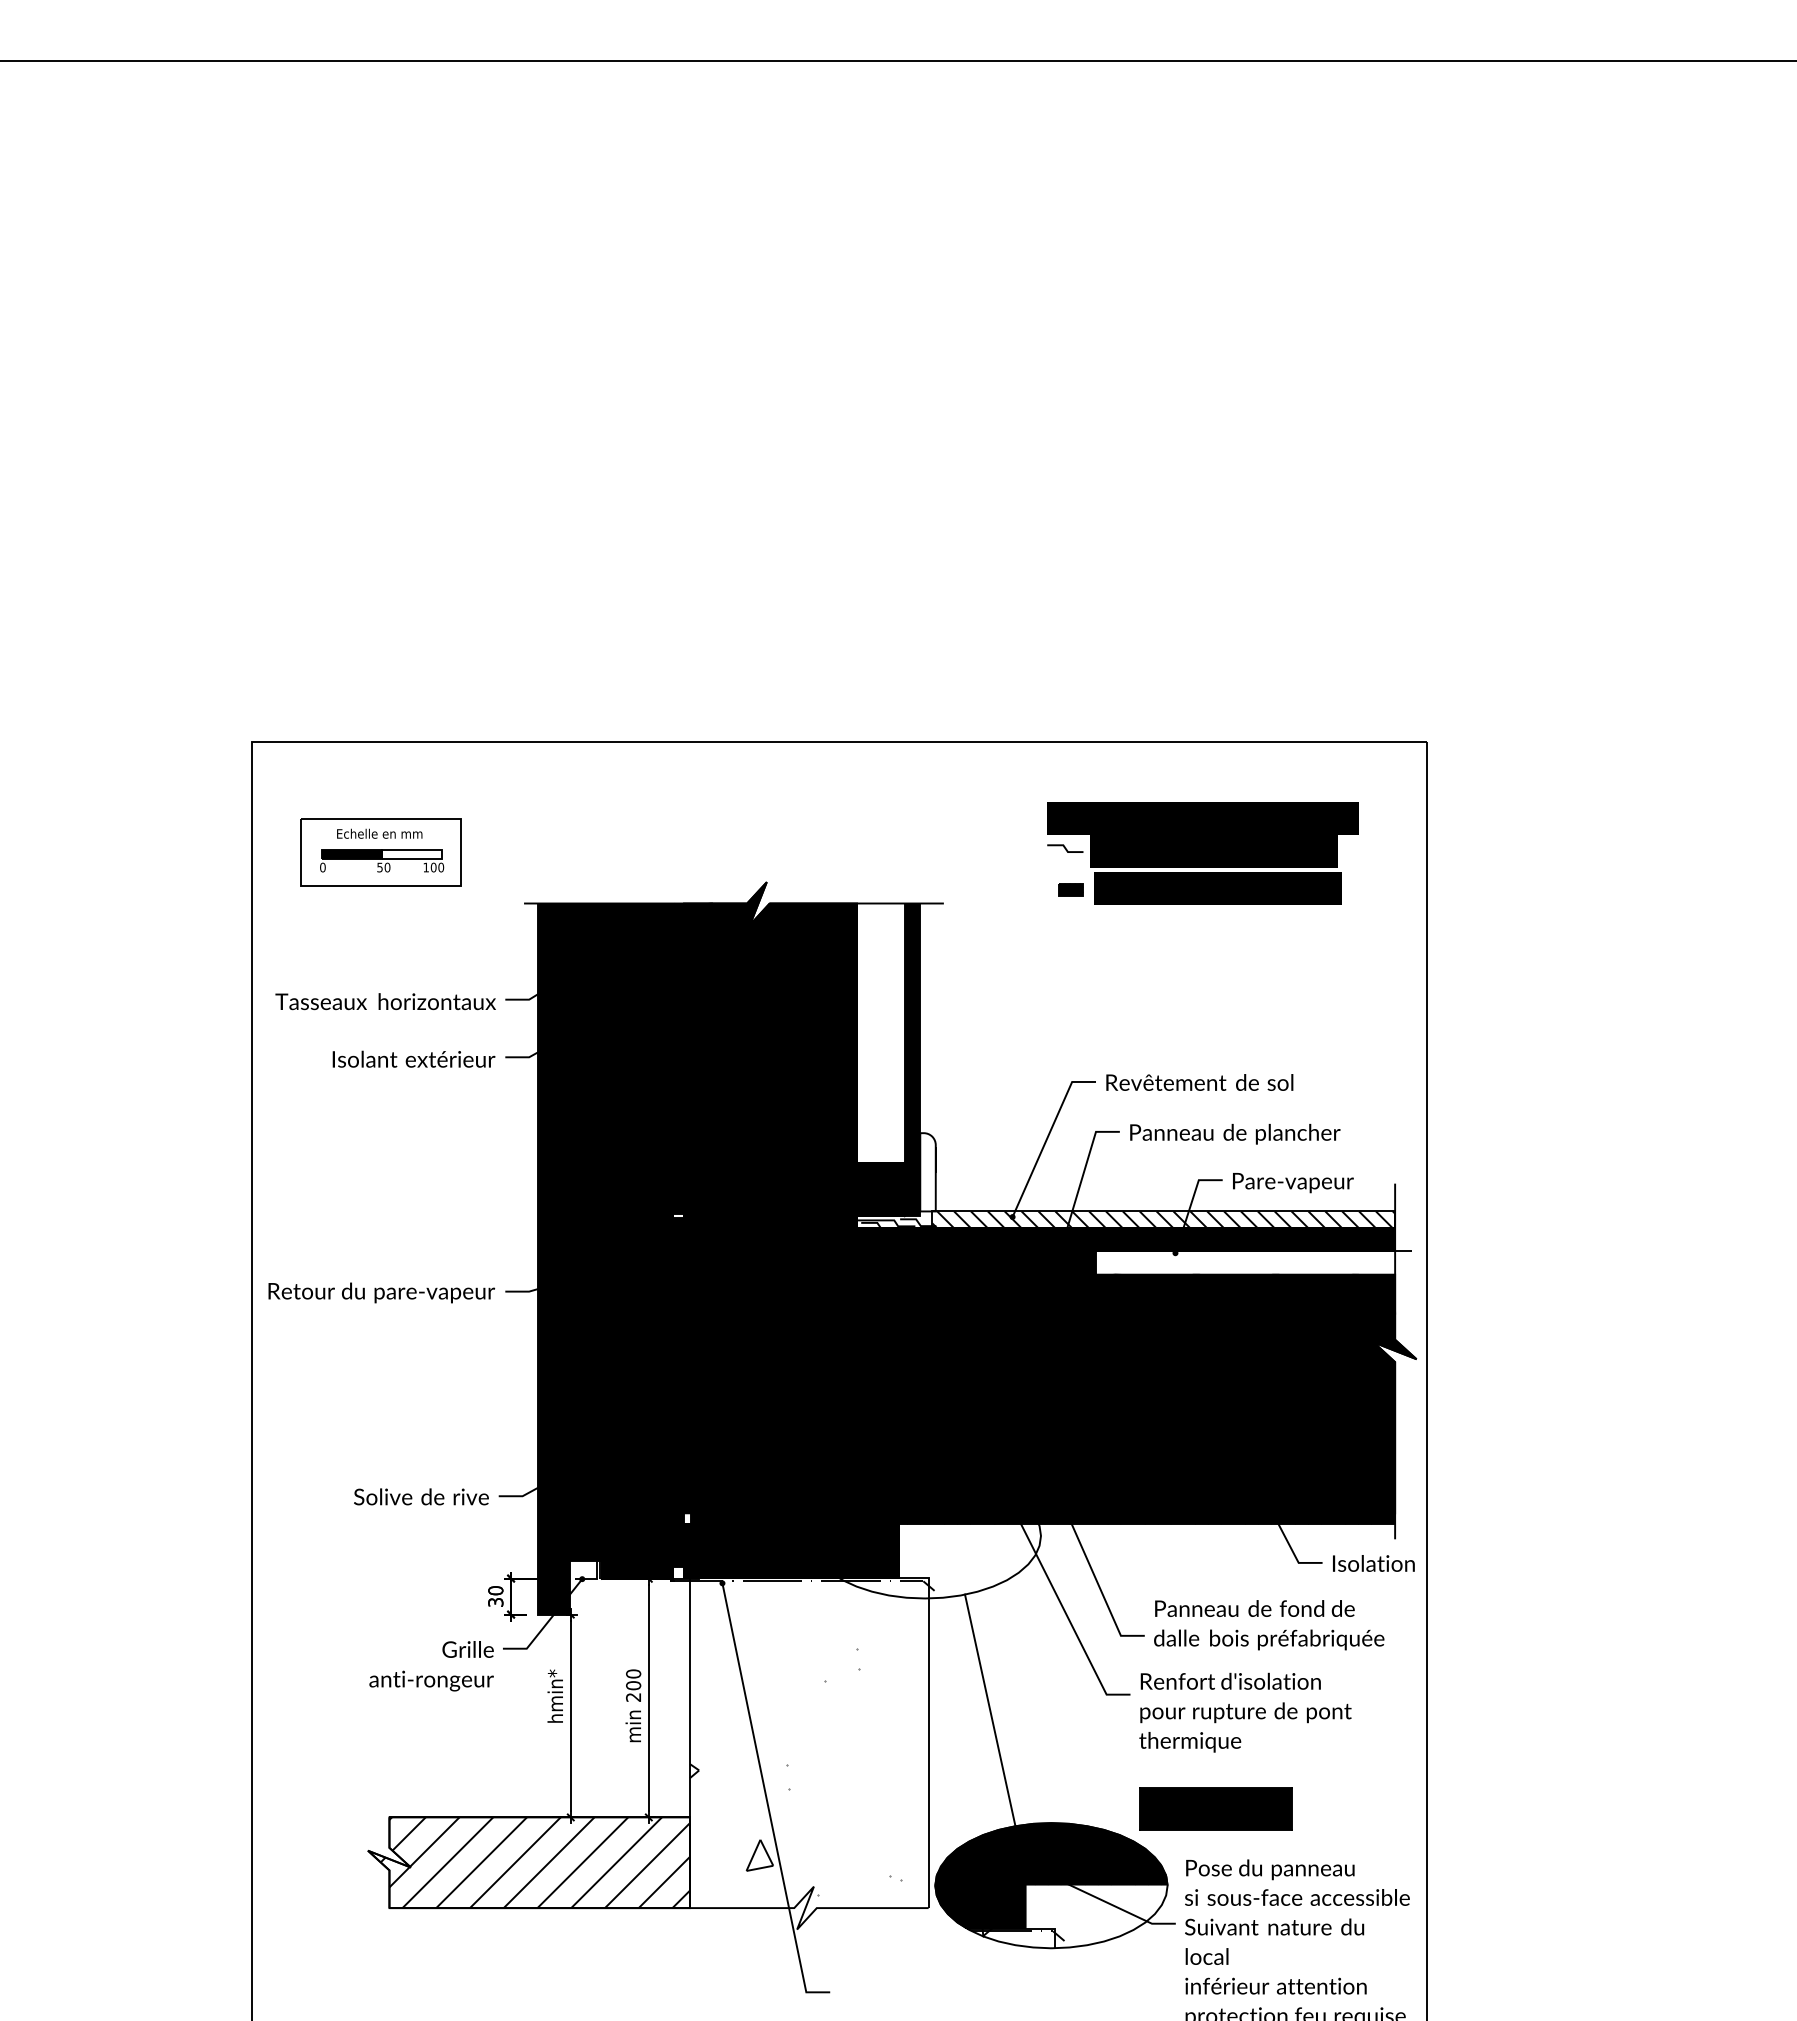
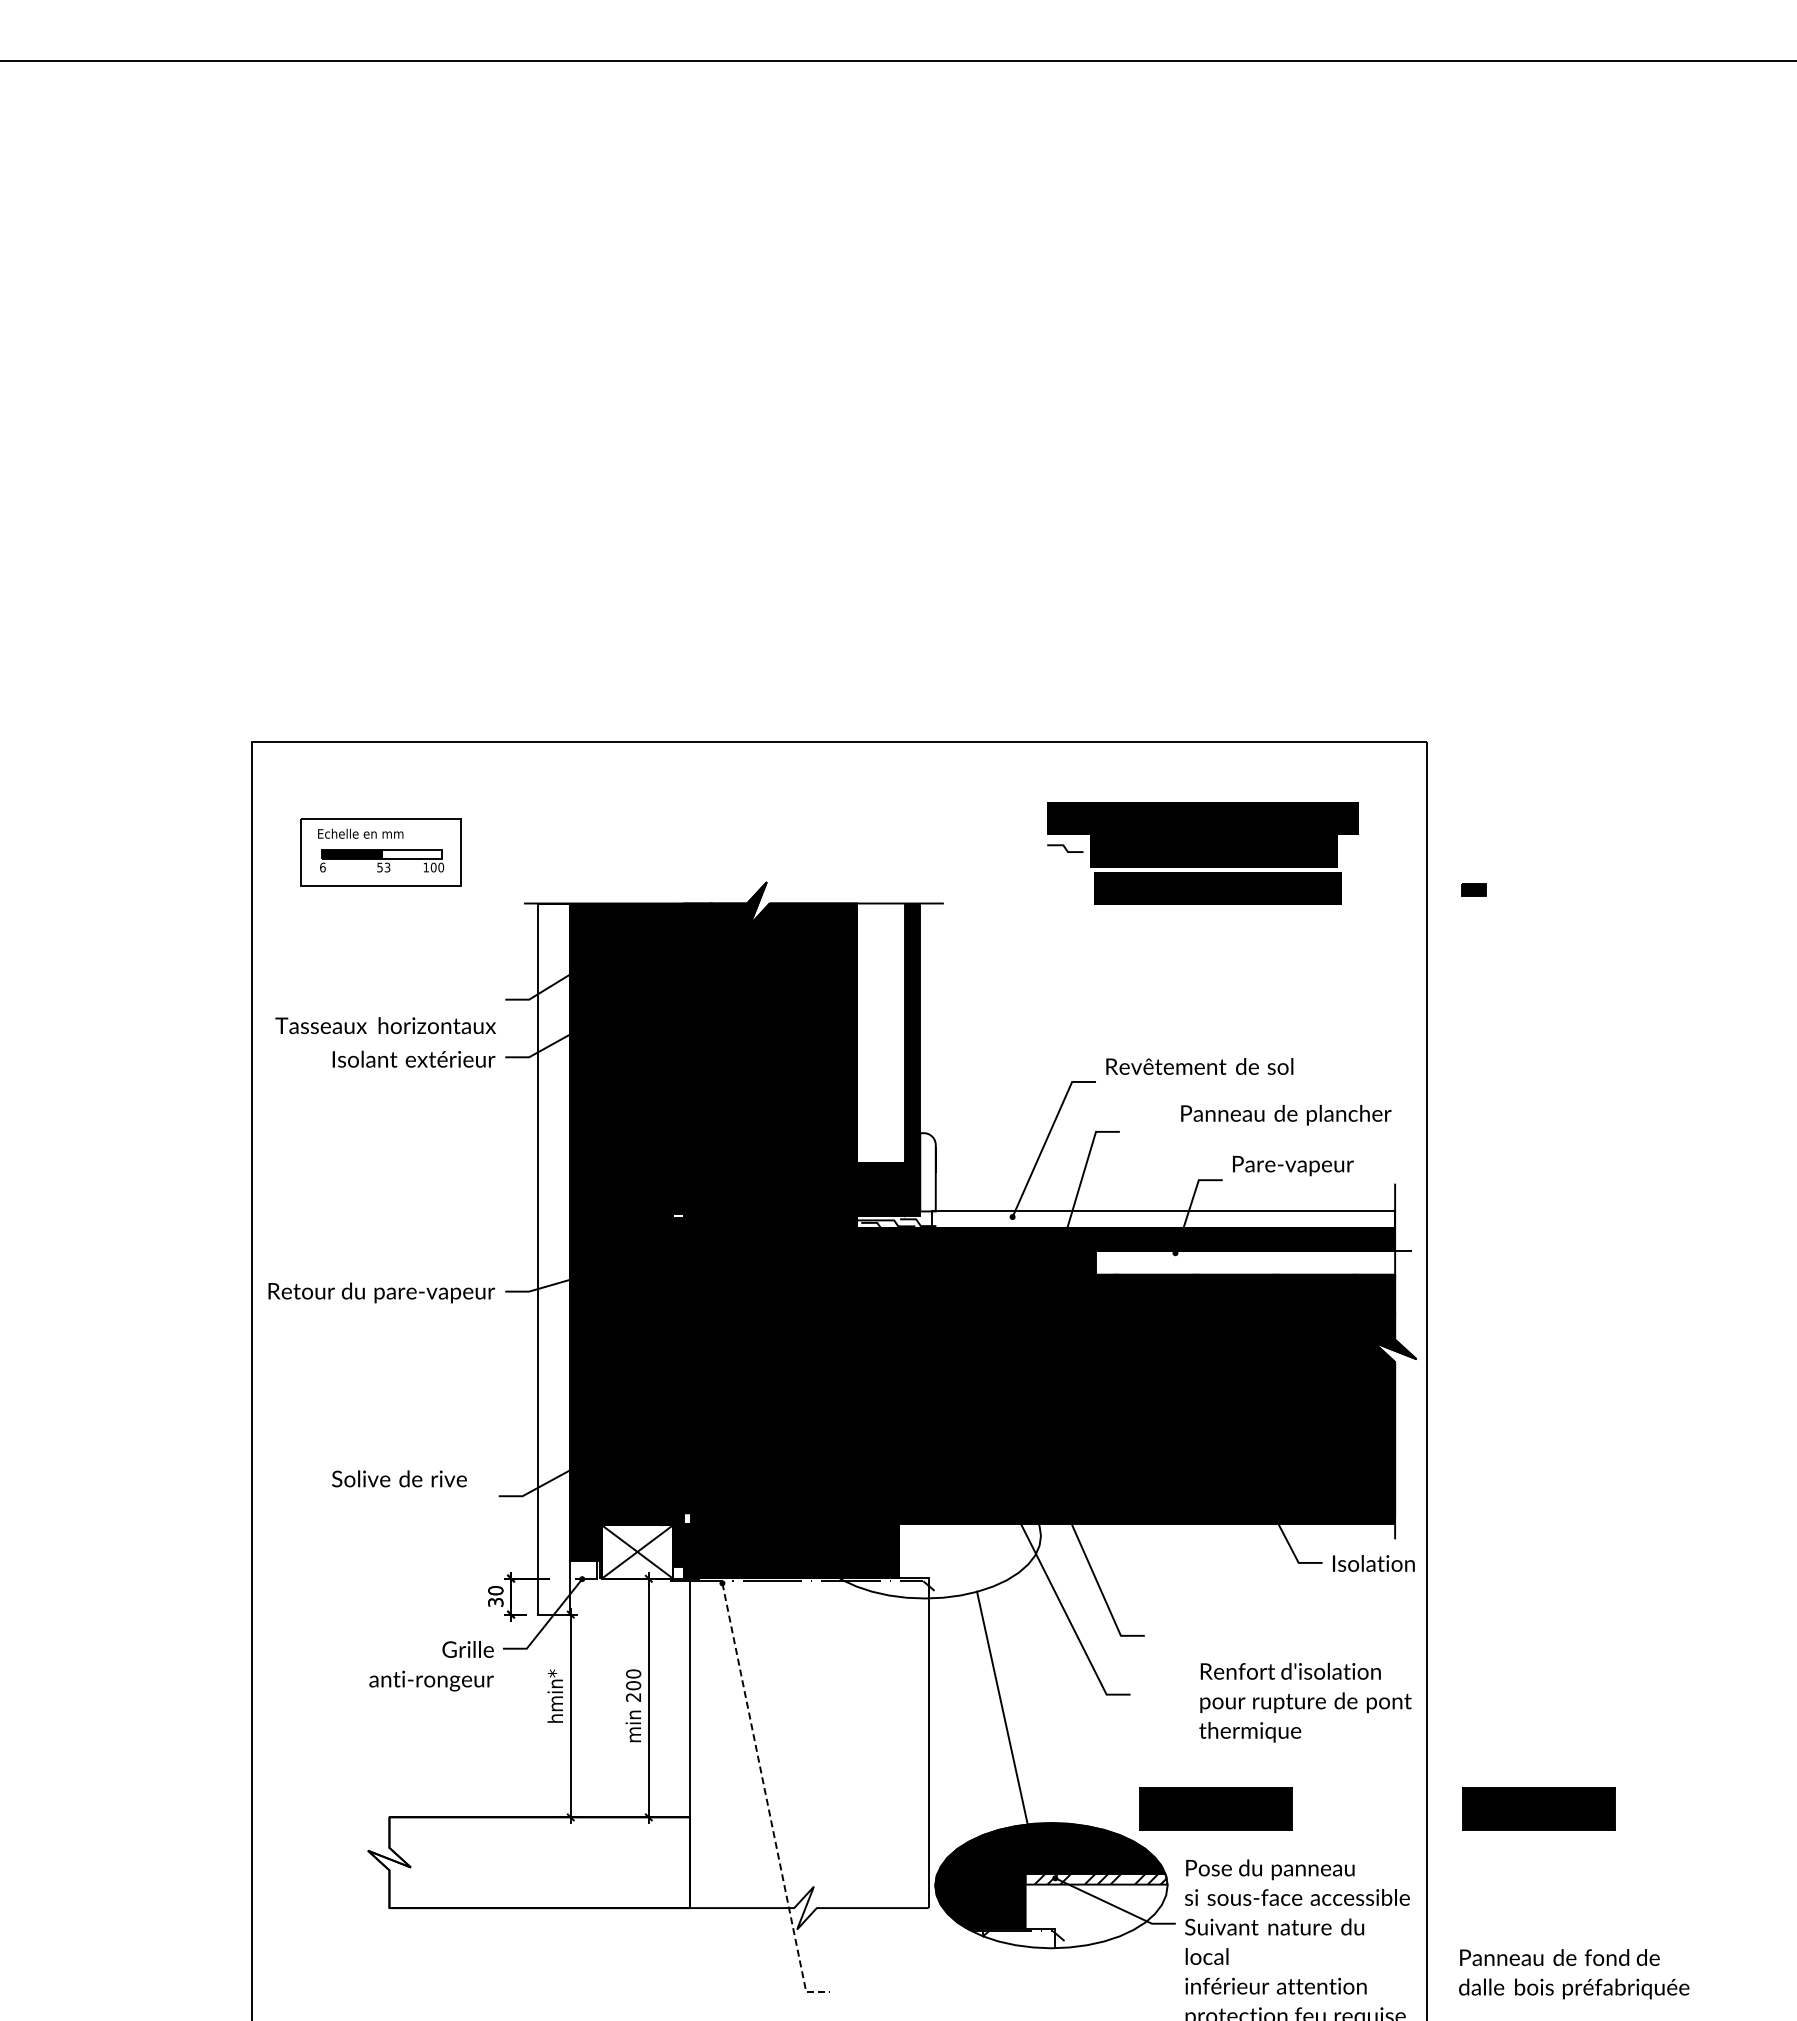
text position: (379, 833) -> (360, 833) (360, 833)
text: 0 -> 6 (322, 867)
text: 50 -> 53 (387, 867)
part position: (1070, 889) -> (1473, 889) (1473, 889)
text position: (385, 1001) -> (385, 1025) (385, 1025)
text position: (1199, 1082) -> (1199, 1066) (1199, 1066)
text position: (1235, 1134) -> (1286, 1115) (1286, 1115)
text position: (1293, 1183) -> (1293, 1166) (1293, 1166)
hatch: present -> none (1163, 1219)
fill: present -> none (553, 1258)
text position: (421, 1496) -> (399, 1478) (399, 1478)
fill: present -> none (637, 1551)
text position: (1269, 1625) -> (1574, 1974) (1574, 1974)
line position: (990, 1710) -> (1002, 1707) (1002, 1707)
text position: (1245, 1712) -> (1305, 1702) (1305, 1702)
hatch: present -> none (795, 1771)
line: solid -> dashed (767, 1800)
part: none -> present (1538, 1808)
hatch: present -> none (535, 1862)
fill: present -> none (1096, 1878)
